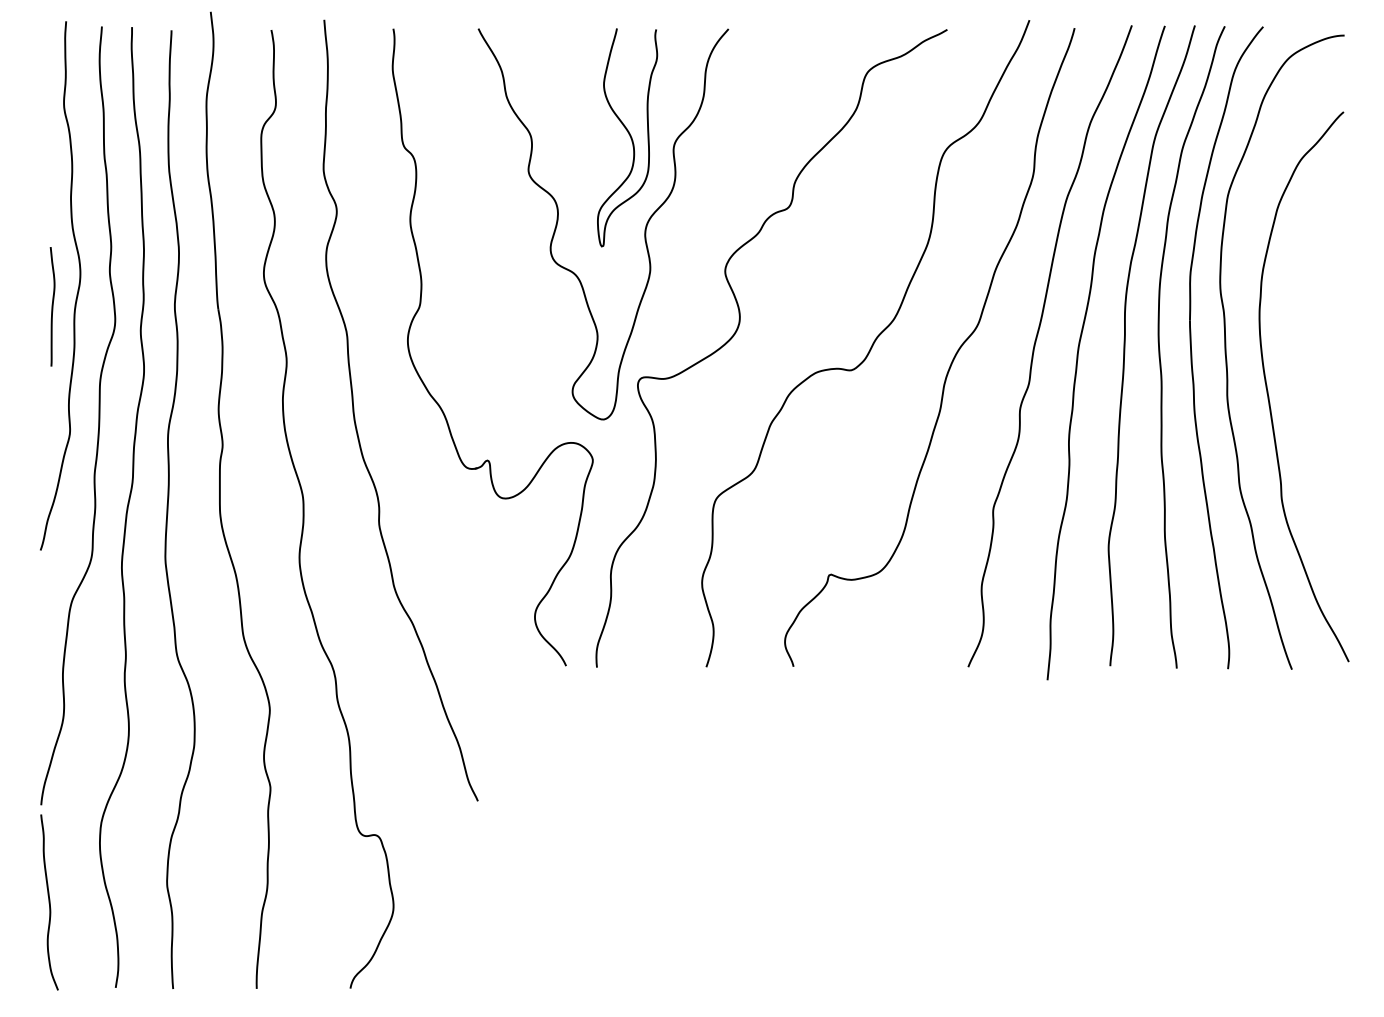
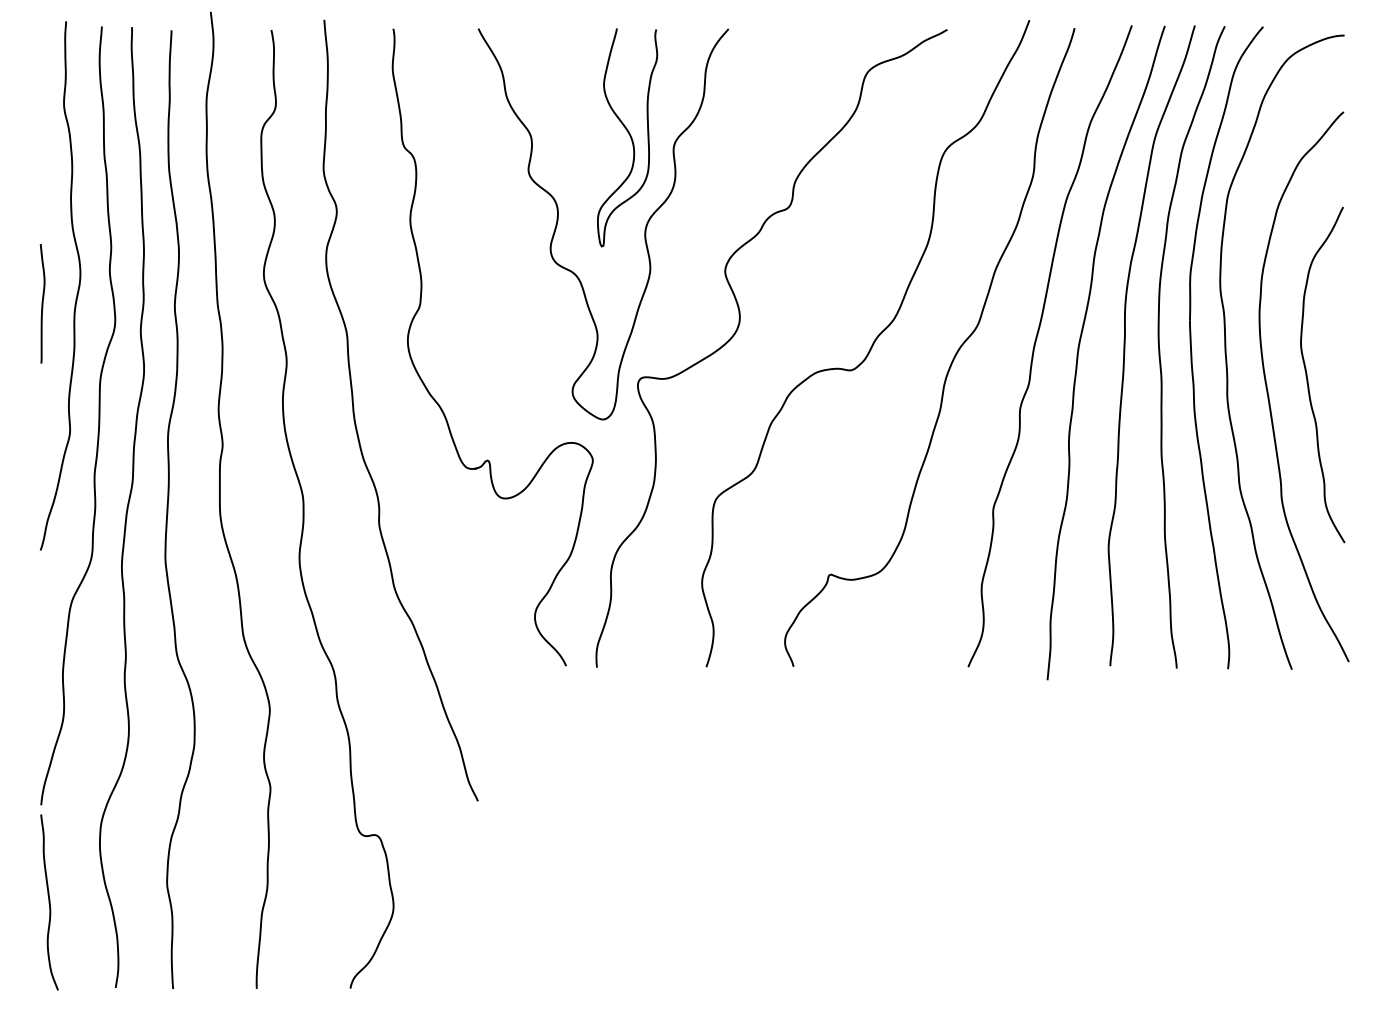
curve position: (52, 306) -> (42, 303) (42, 303)
curve: none -> present (1308, 379)
